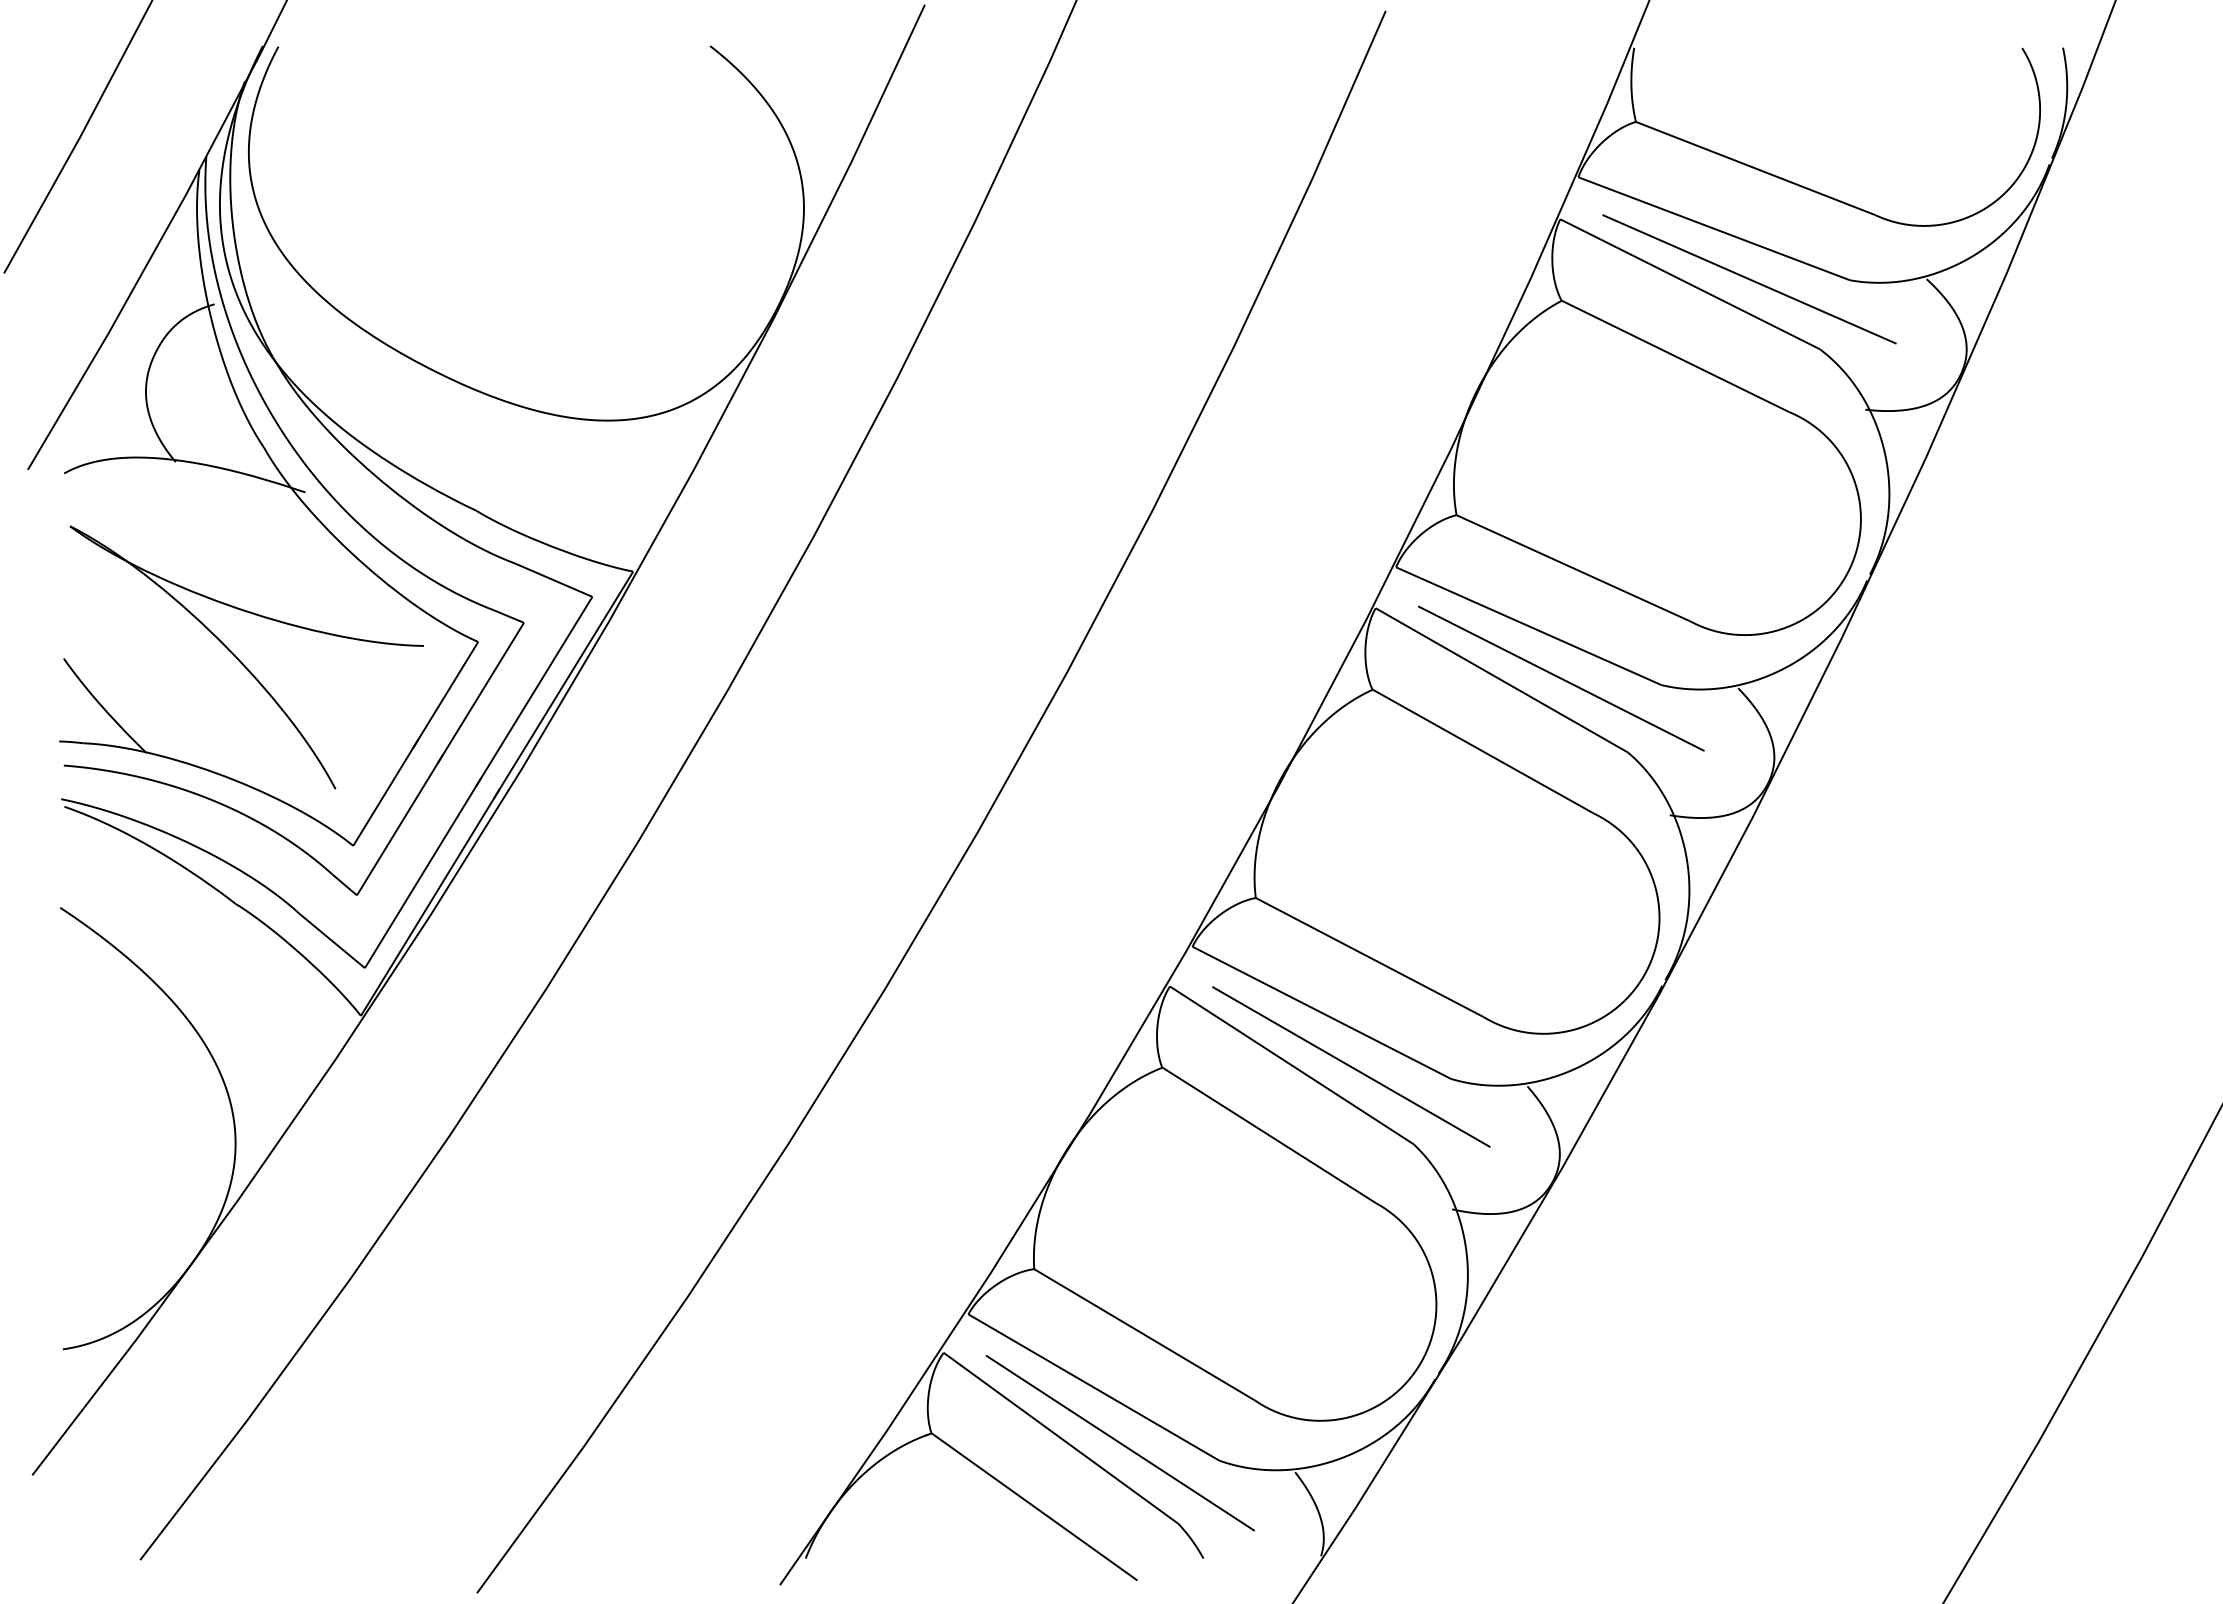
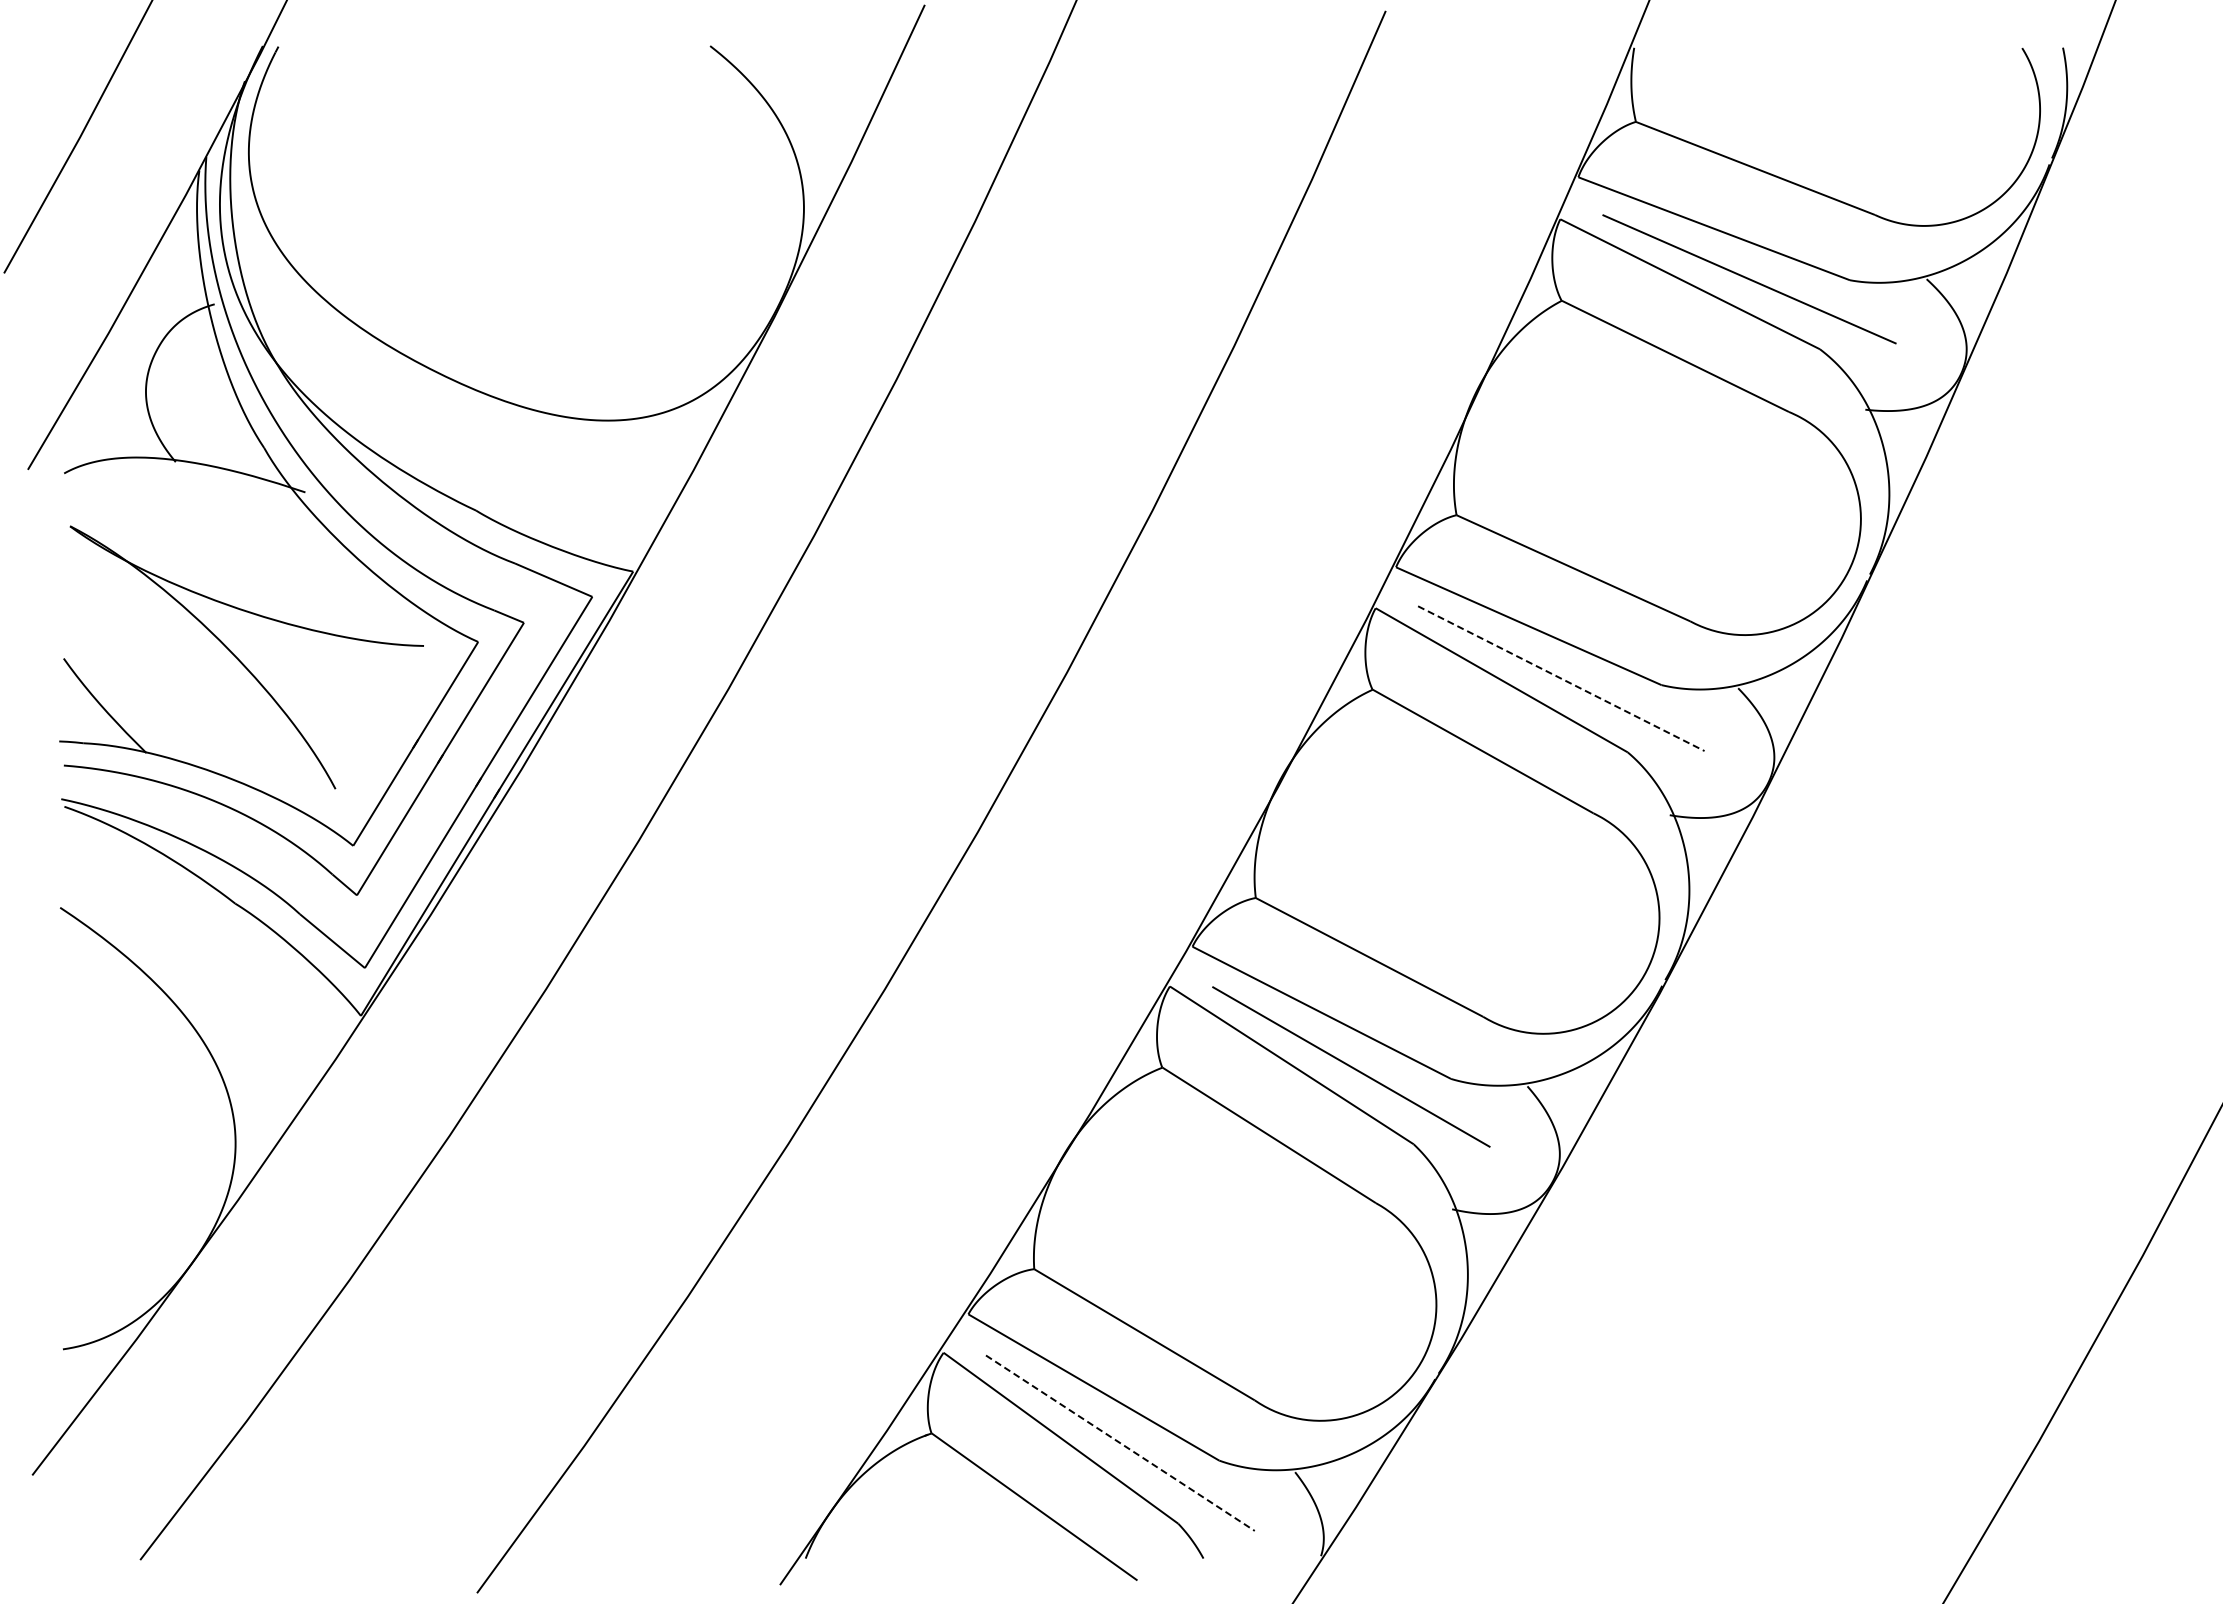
line: solid -> dashed (1561, 678)
line: solid -> dashed (1120, 1443)
